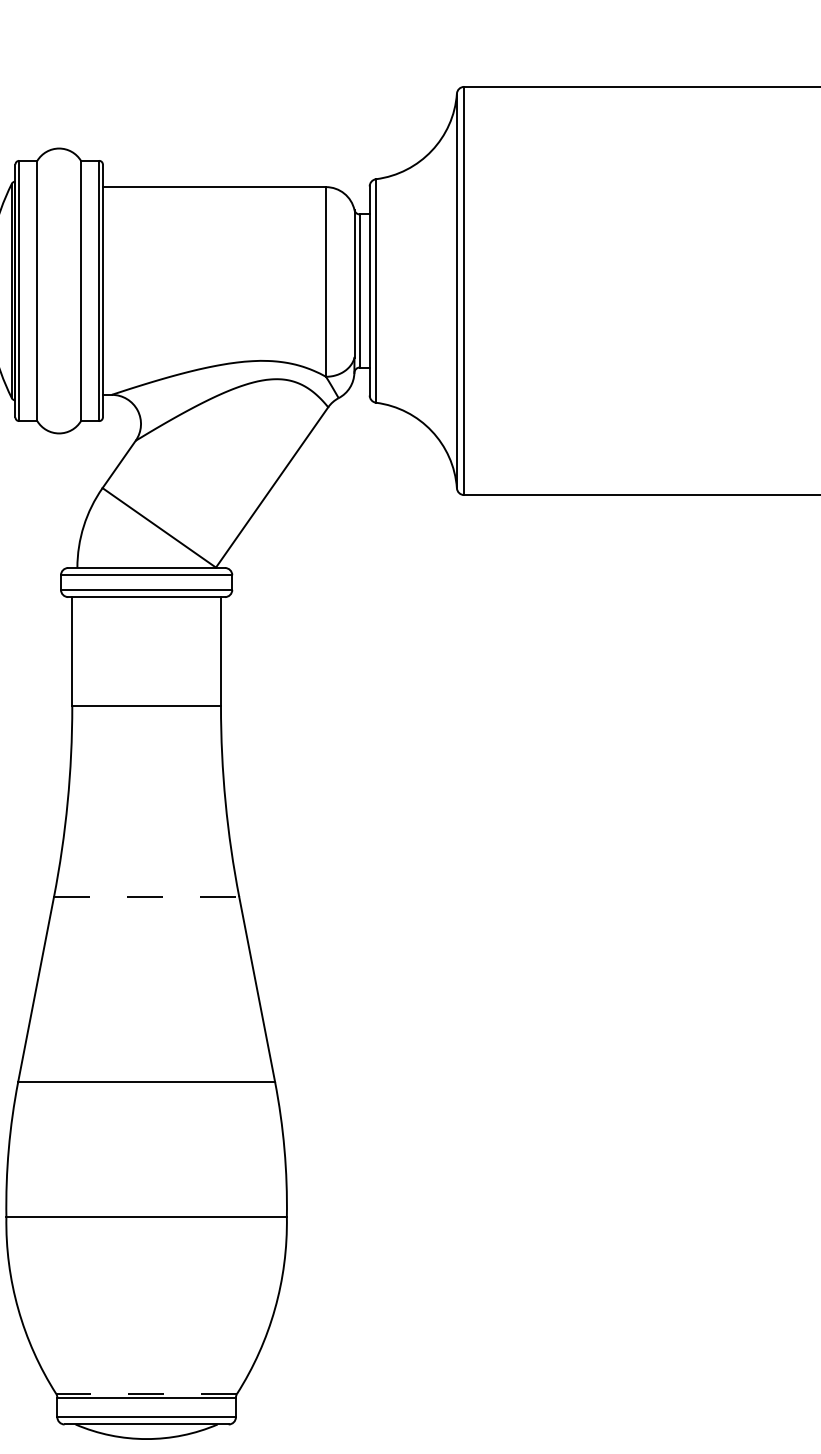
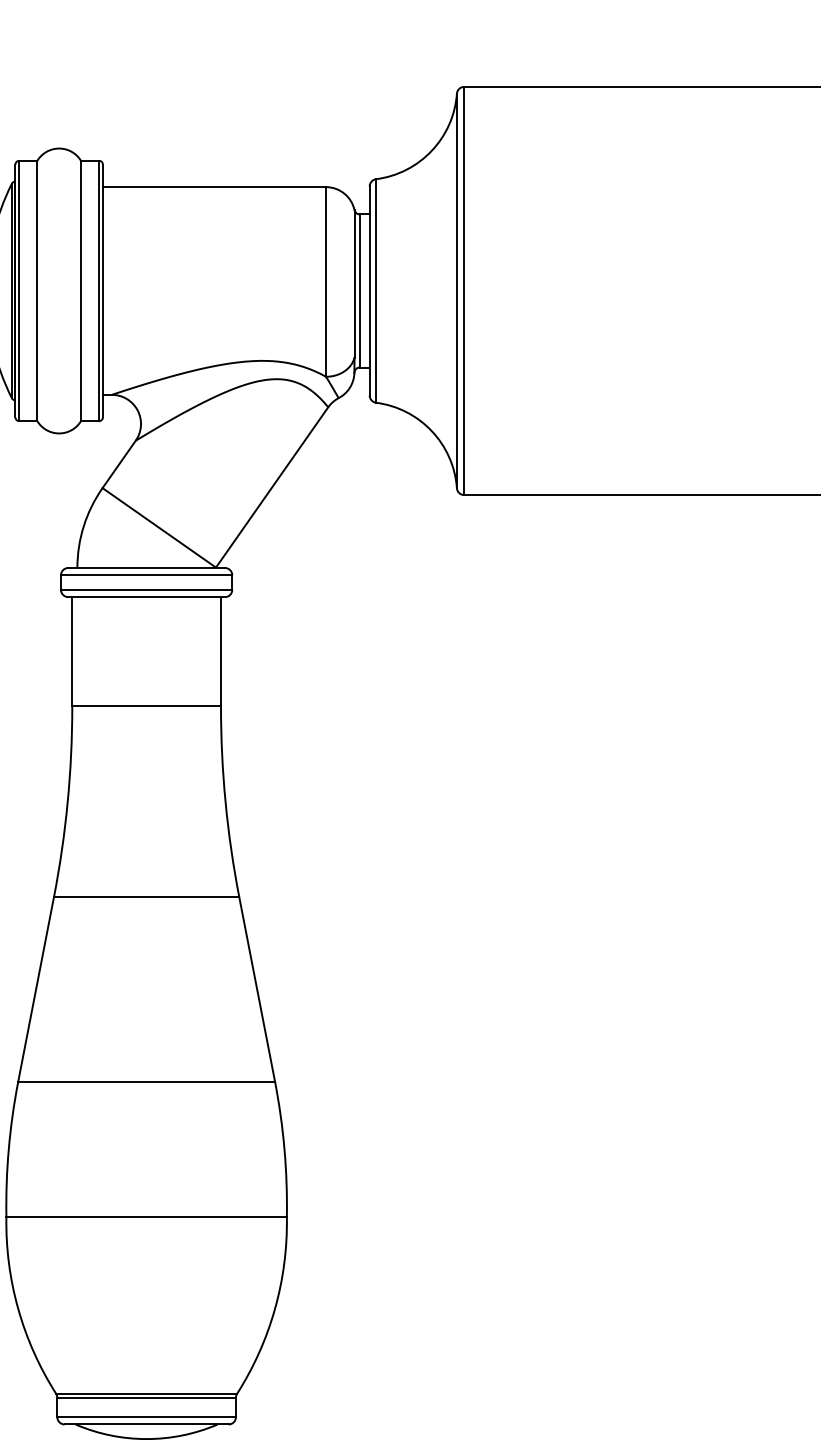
line: dashed -> solid (146, 897)
line: dashed -> solid (146, 1393)
